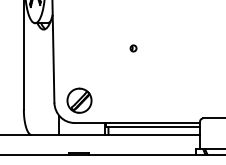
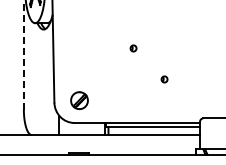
line: solid -> dashed (23, 54)
part: none -> present (164, 79)
part size: 27x27 px -> 19x20 px (79, 100)
